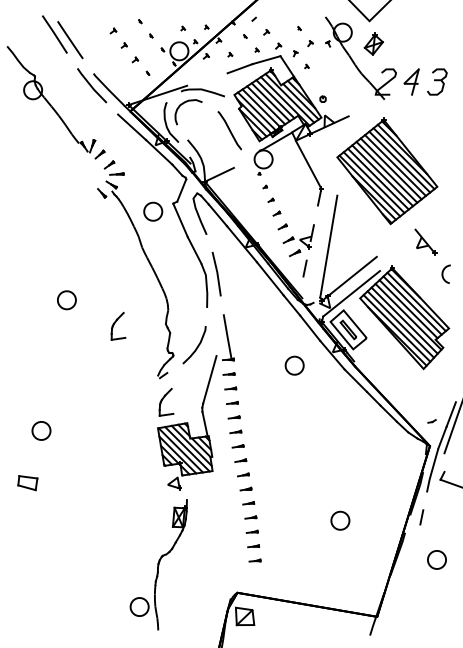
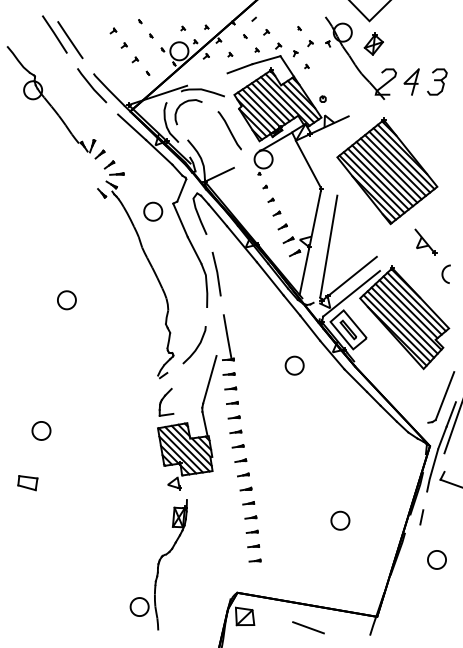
line: dashed -> solid (310, 242)
part: present -> none (118, 325)
line: none -> present (444, 396)
line: none -> present (308, 627)
